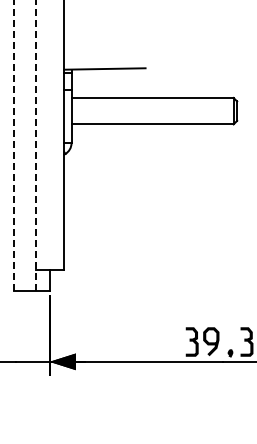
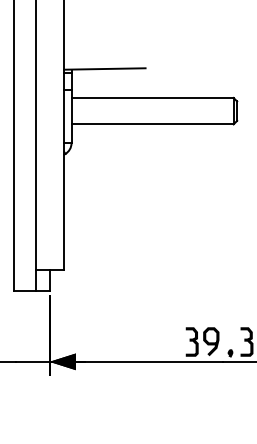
line: dashed -> solid (14, 145)
line: dashed -> solid (36, 145)
